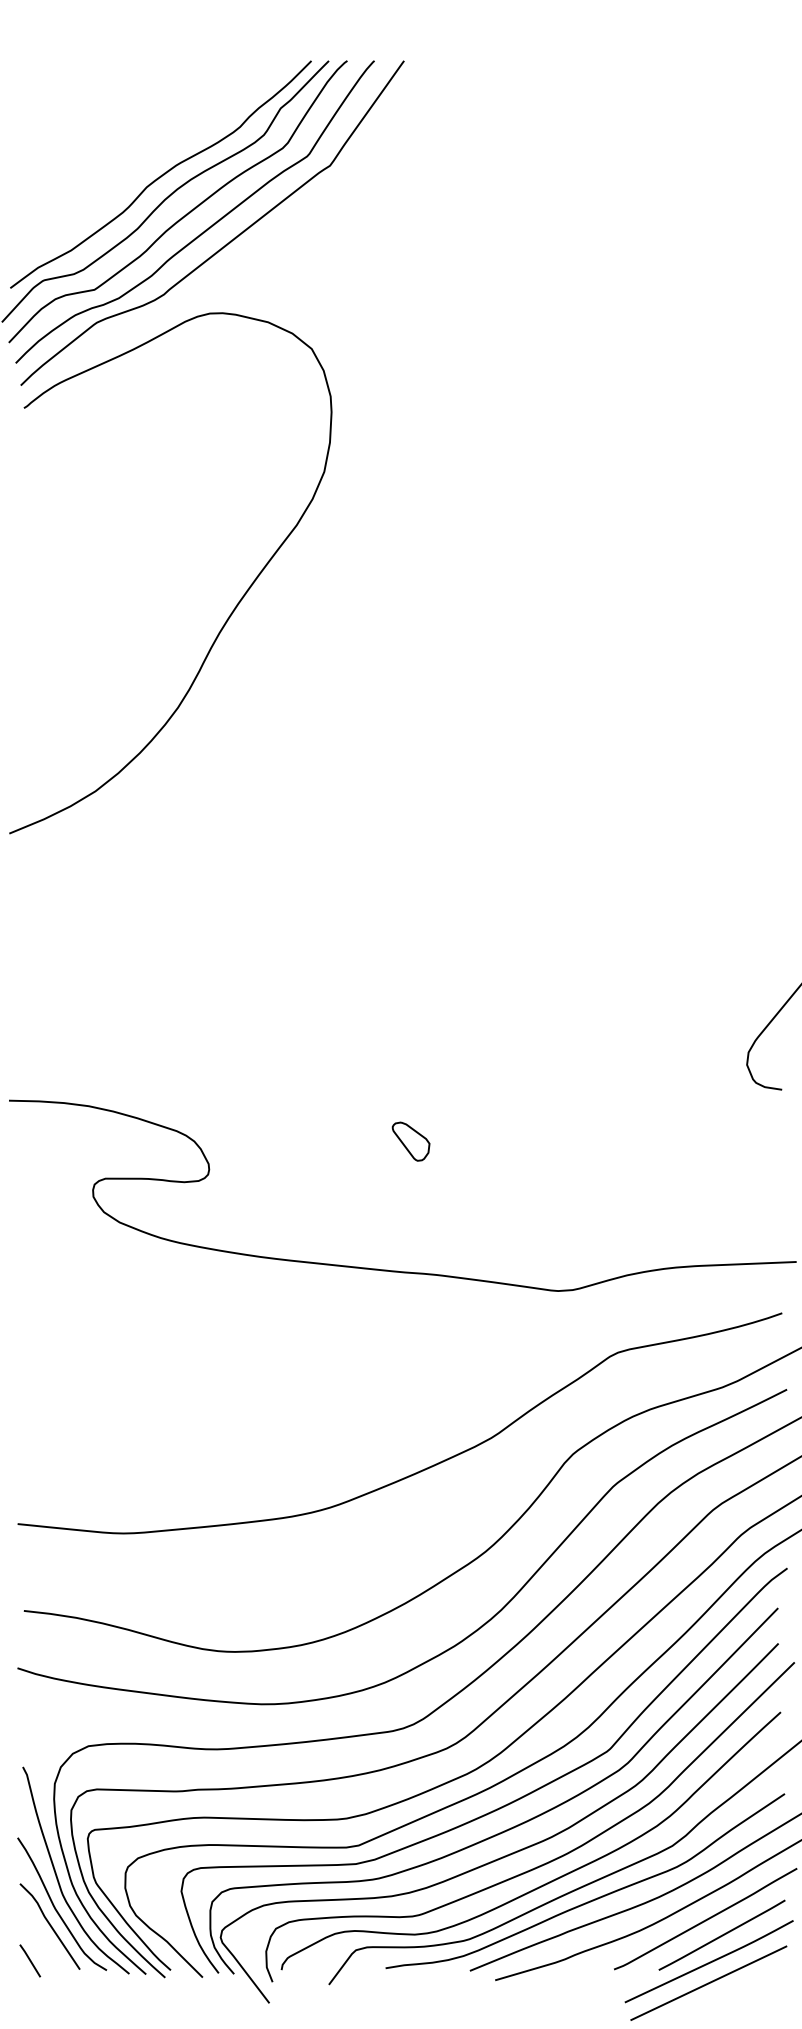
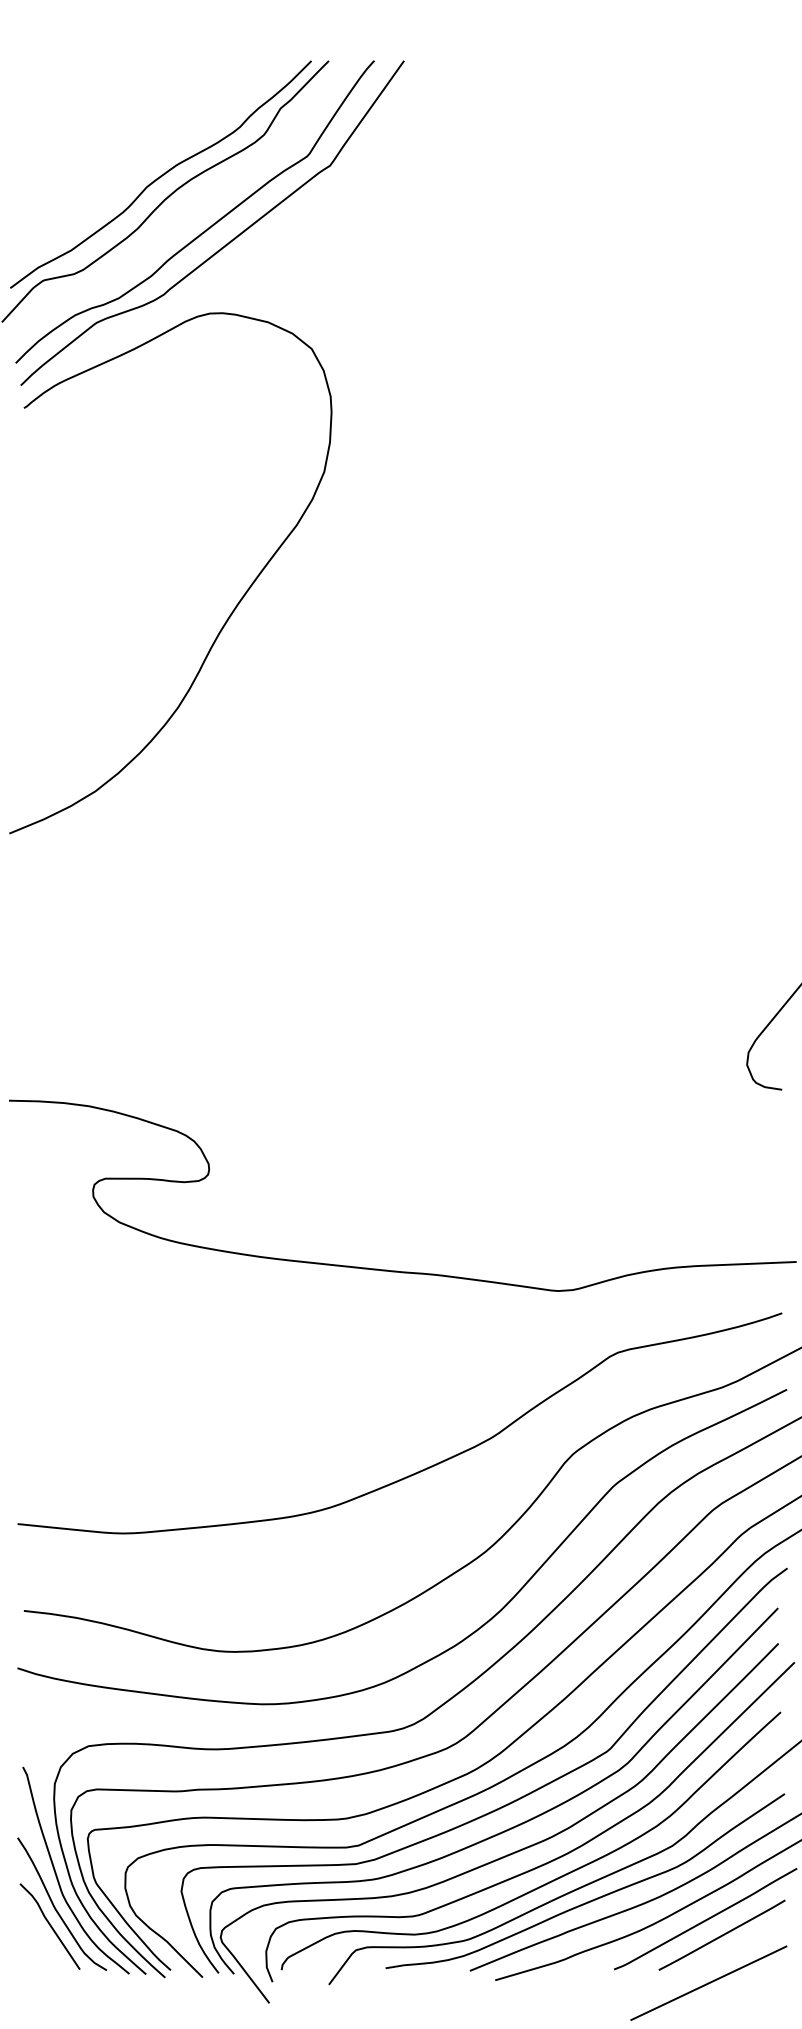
curve: present -> none (186, 213)
part: present -> none (410, 1141)
line: present -> none (30, 1960)
curve: present -> none (709, 1961)
